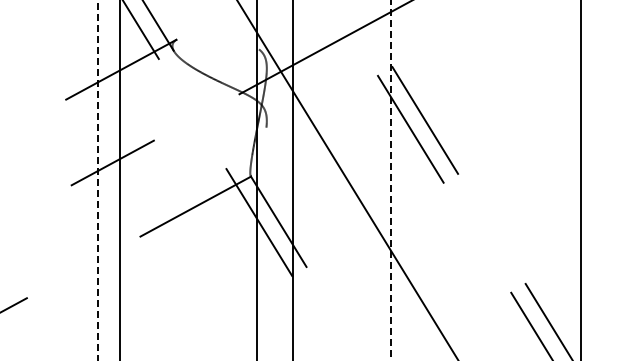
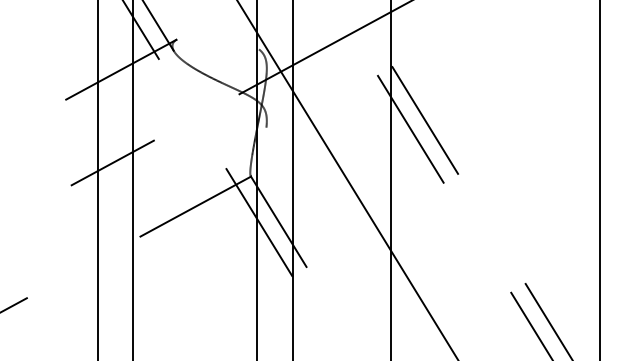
line: dashed -> solid (97, 179)
line position: (120, 179) -> (133, 179) (133, 179)
line position: (581, 179) -> (600, 179) (600, 179)
line: dashed -> solid (391, 180)
